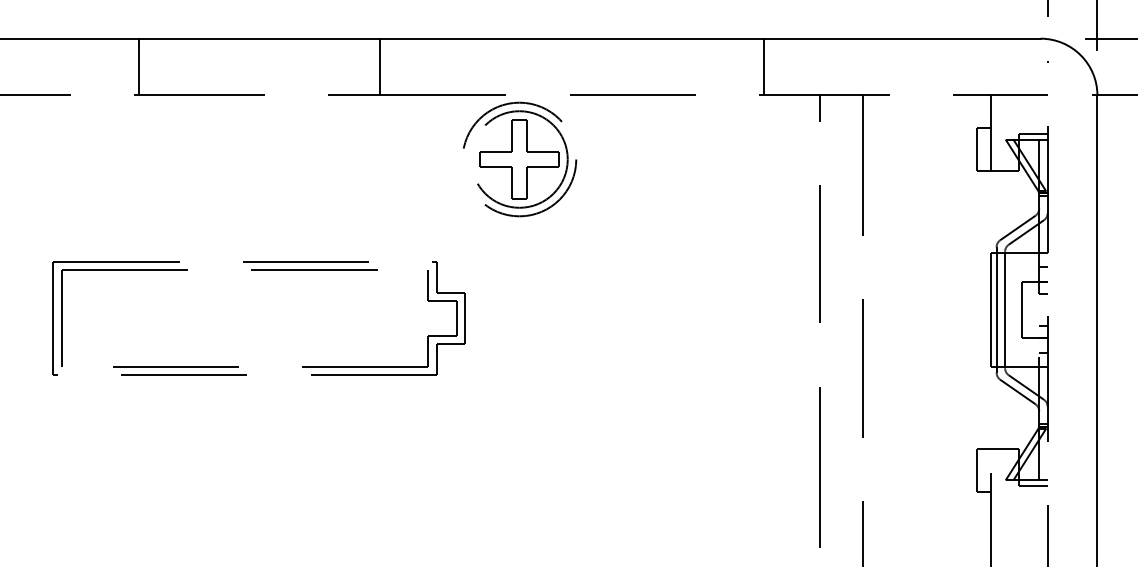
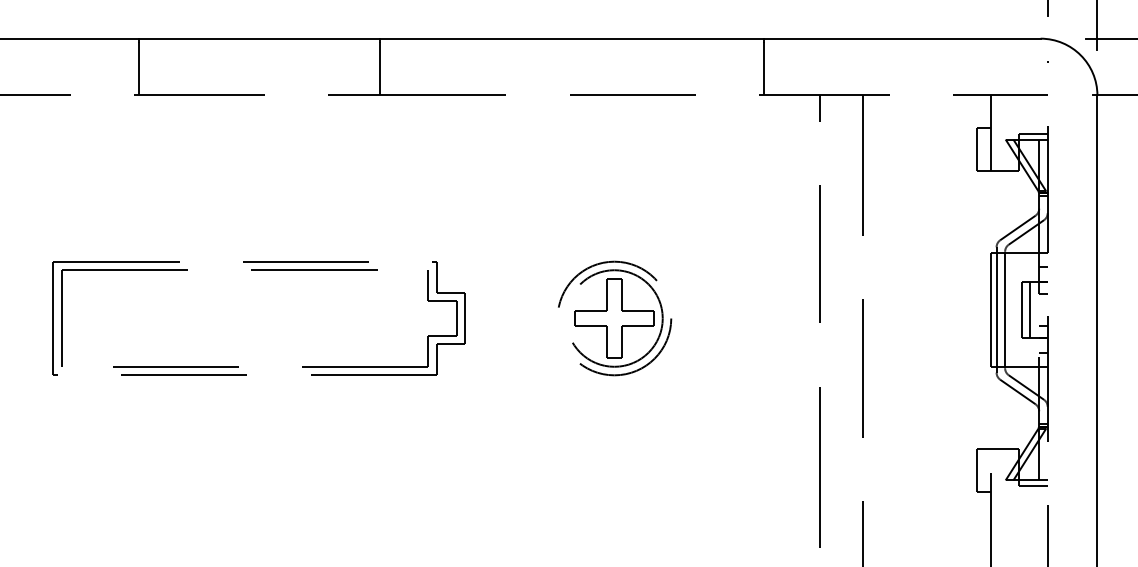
part position: (520, 159) -> (615, 318) (615, 318)
line: none -> present (1029, 309)
